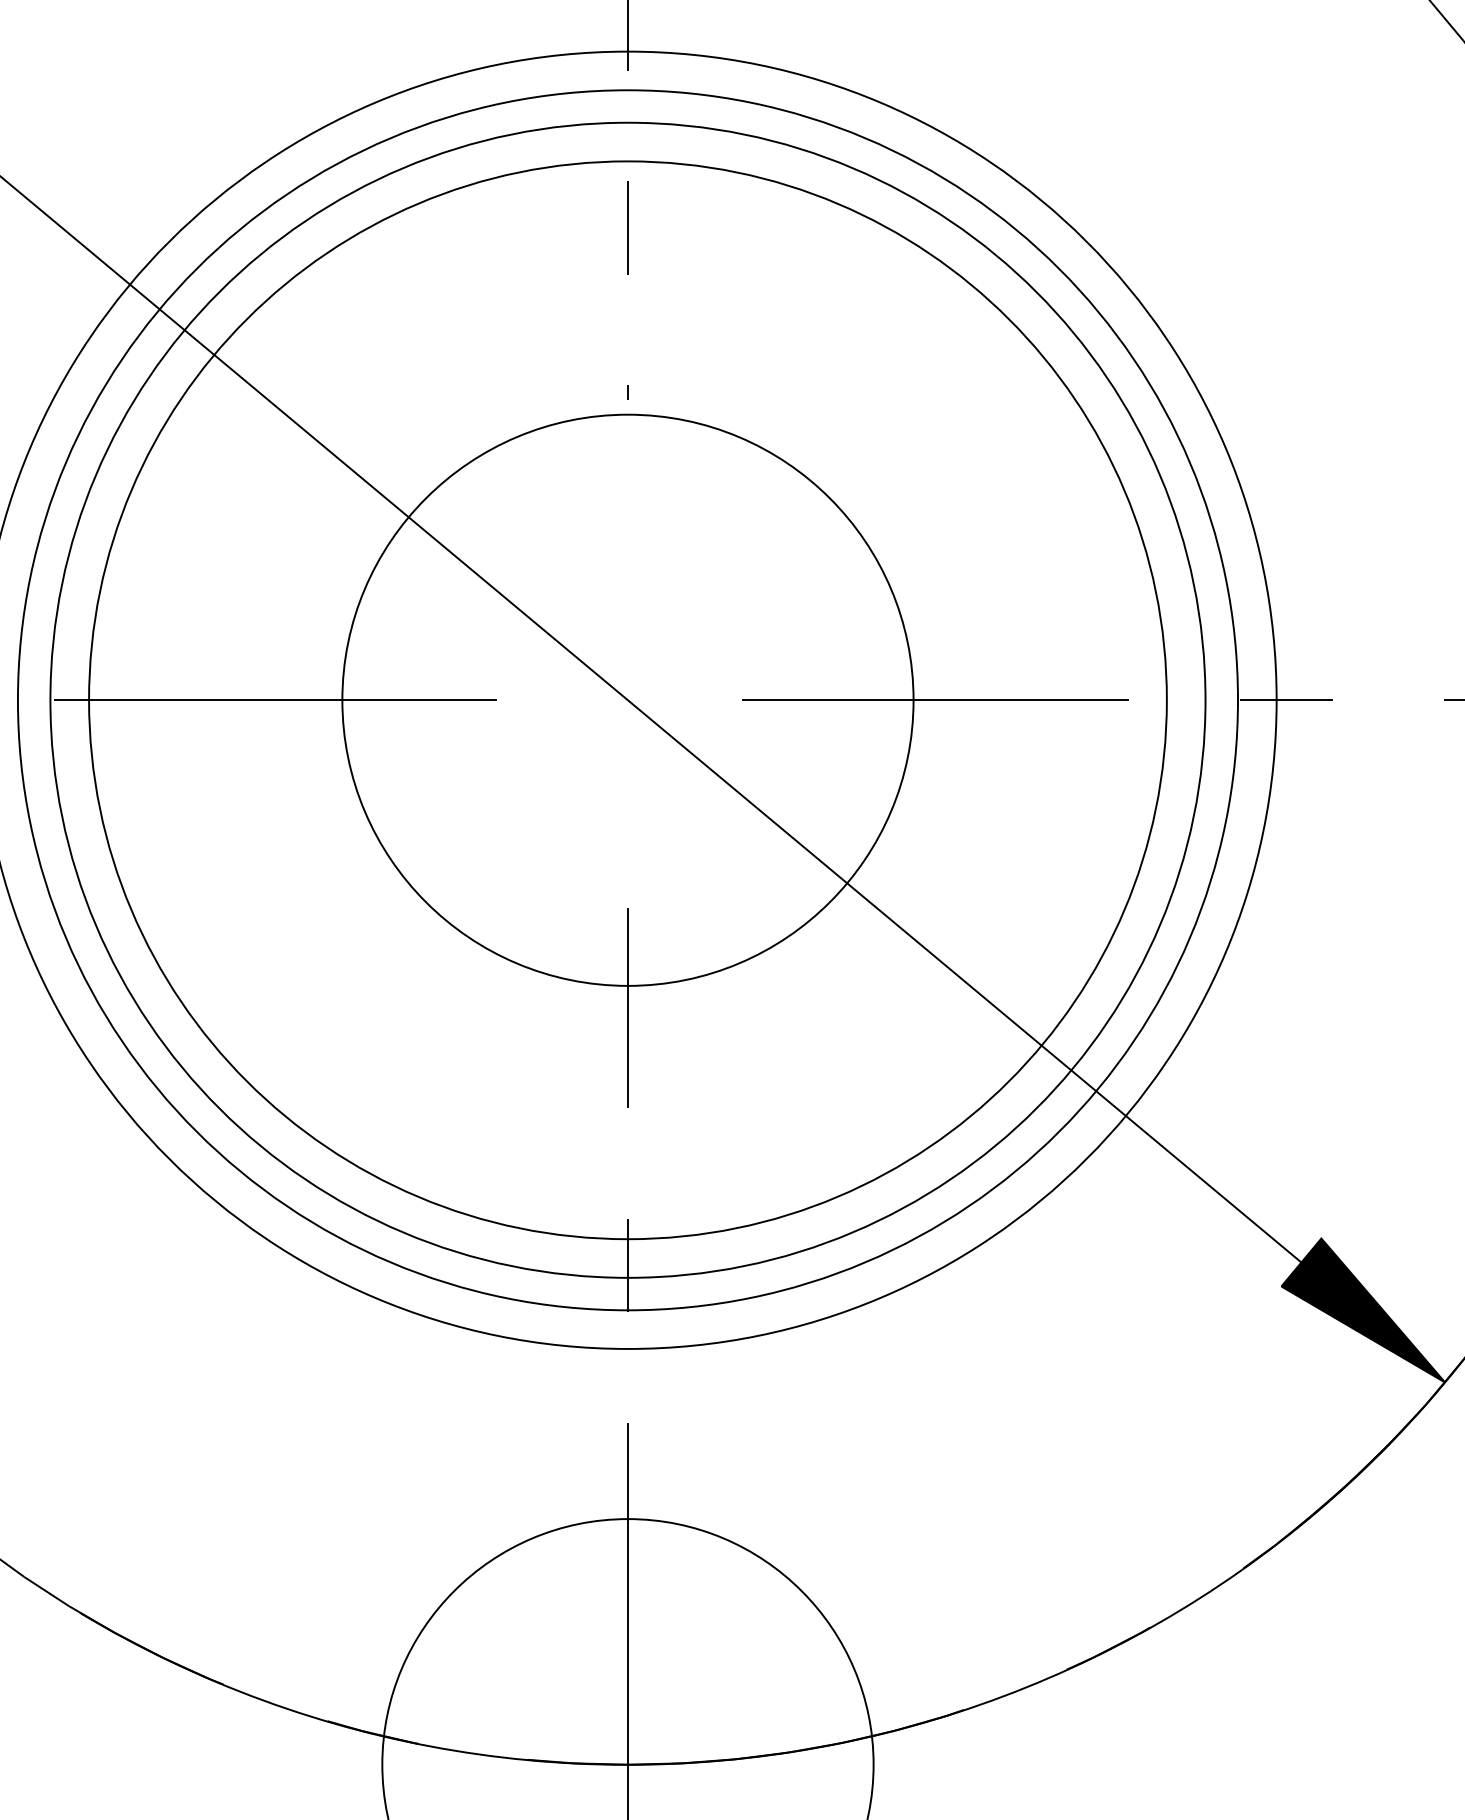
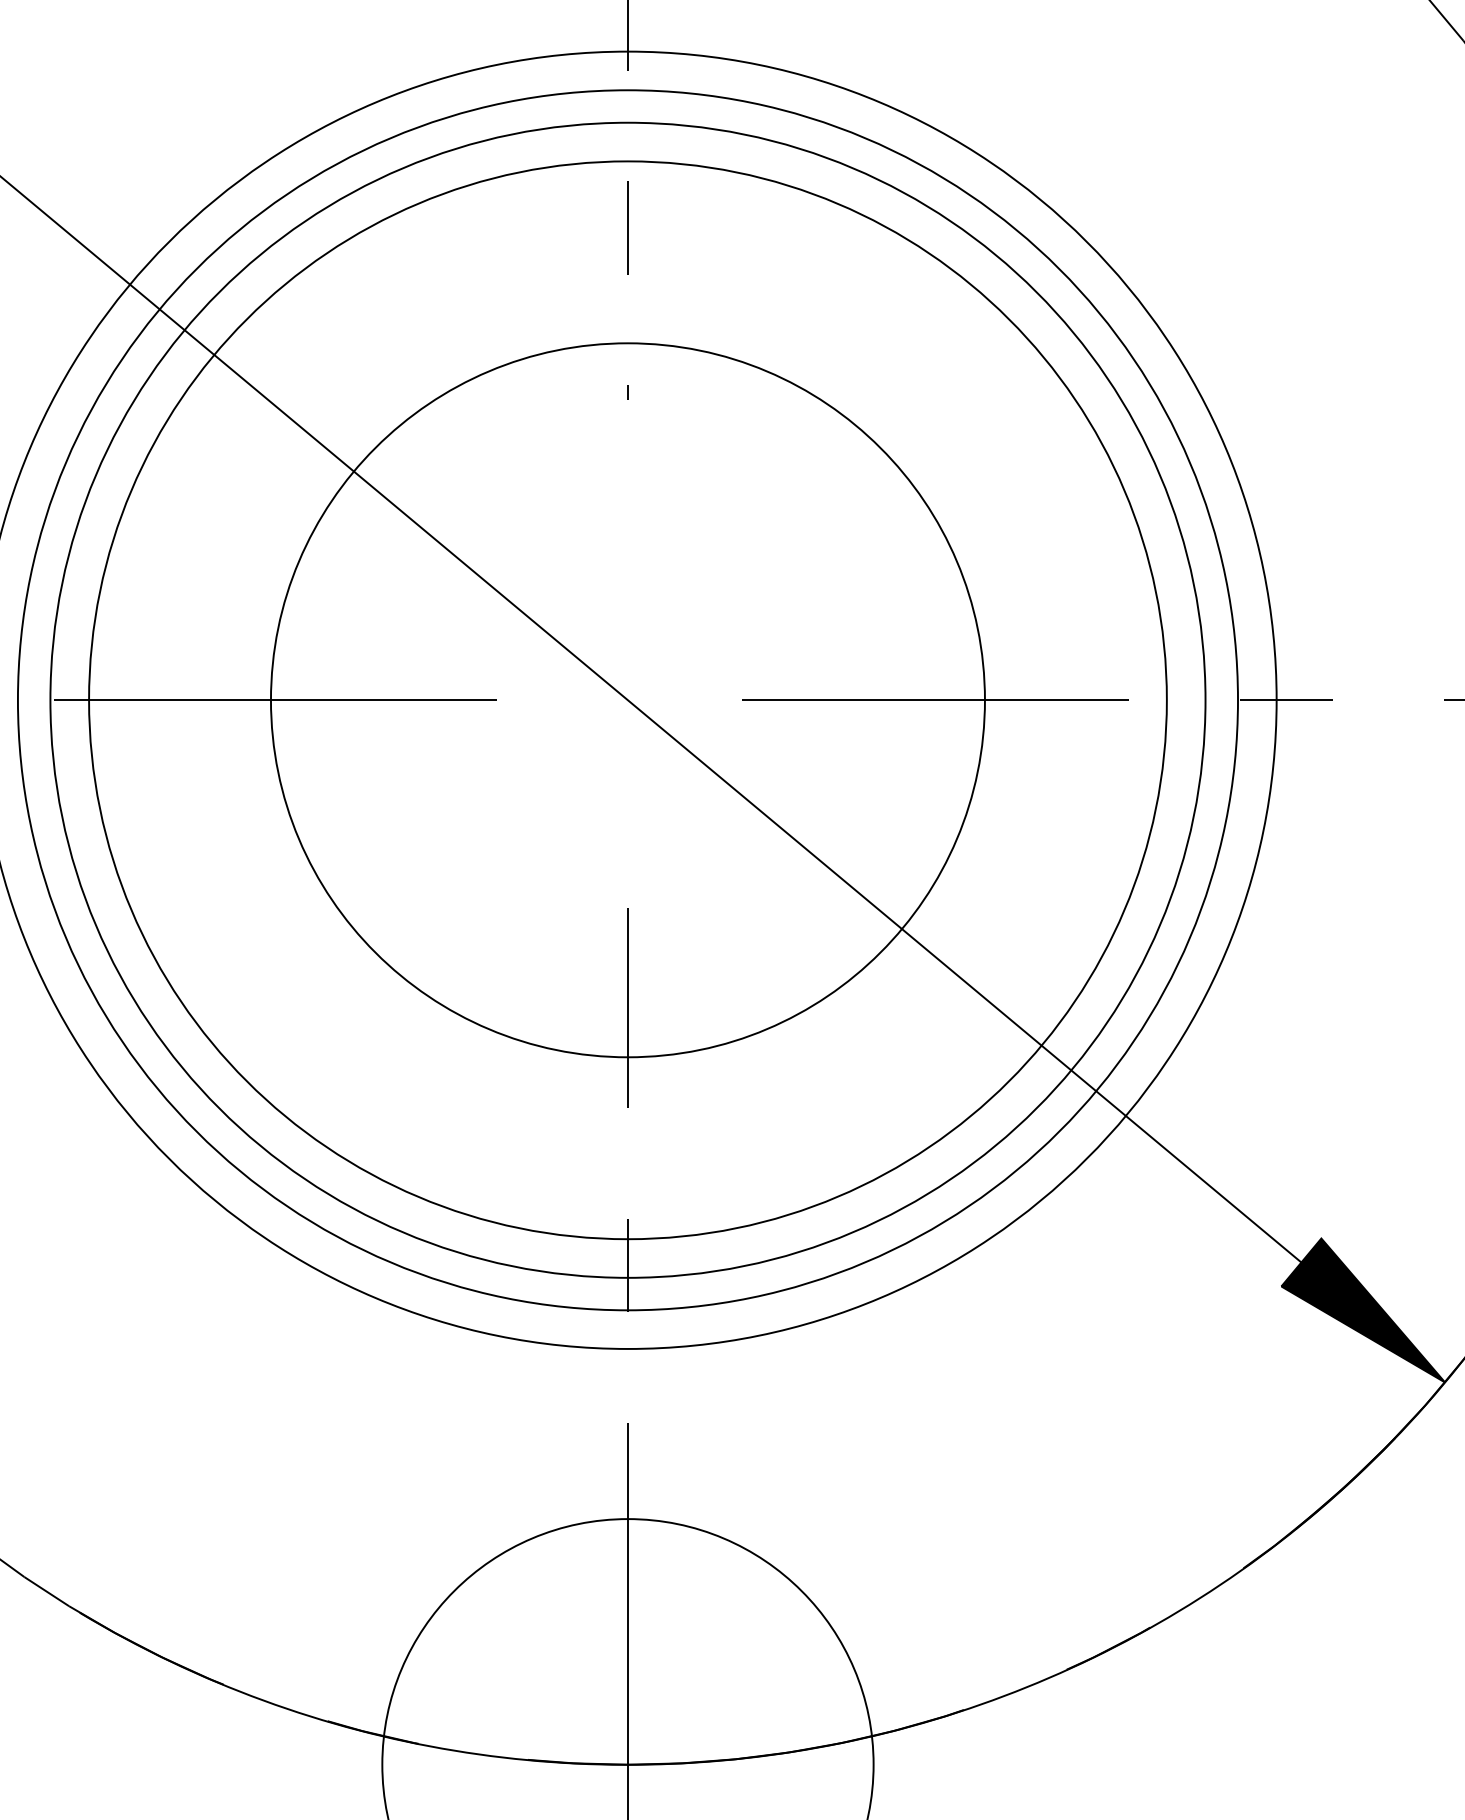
circle diameter: 571 px -> 714 px (627, 700)
